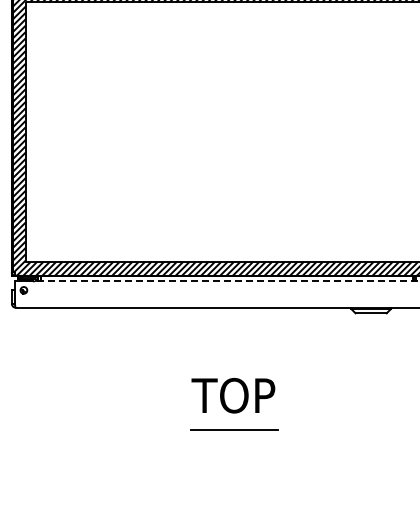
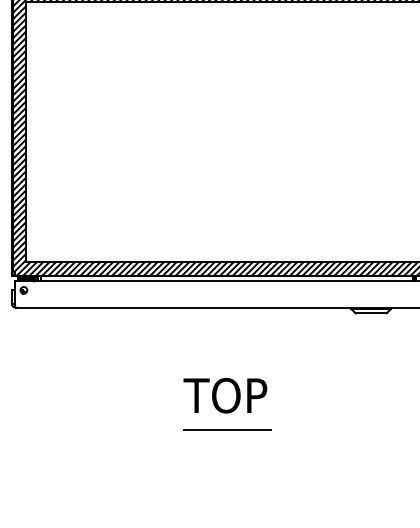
line: dashed -> solid (217, 281)
text position: (233, 395) -> (225, 395) (225, 395)
line position: (234, 429) -> (227, 429) (227, 429)
